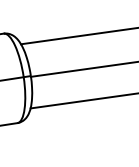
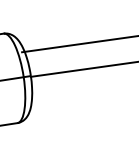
line position: (78, 36) -> (78, 44) (78, 44)
line: present -> none (82, 100)
